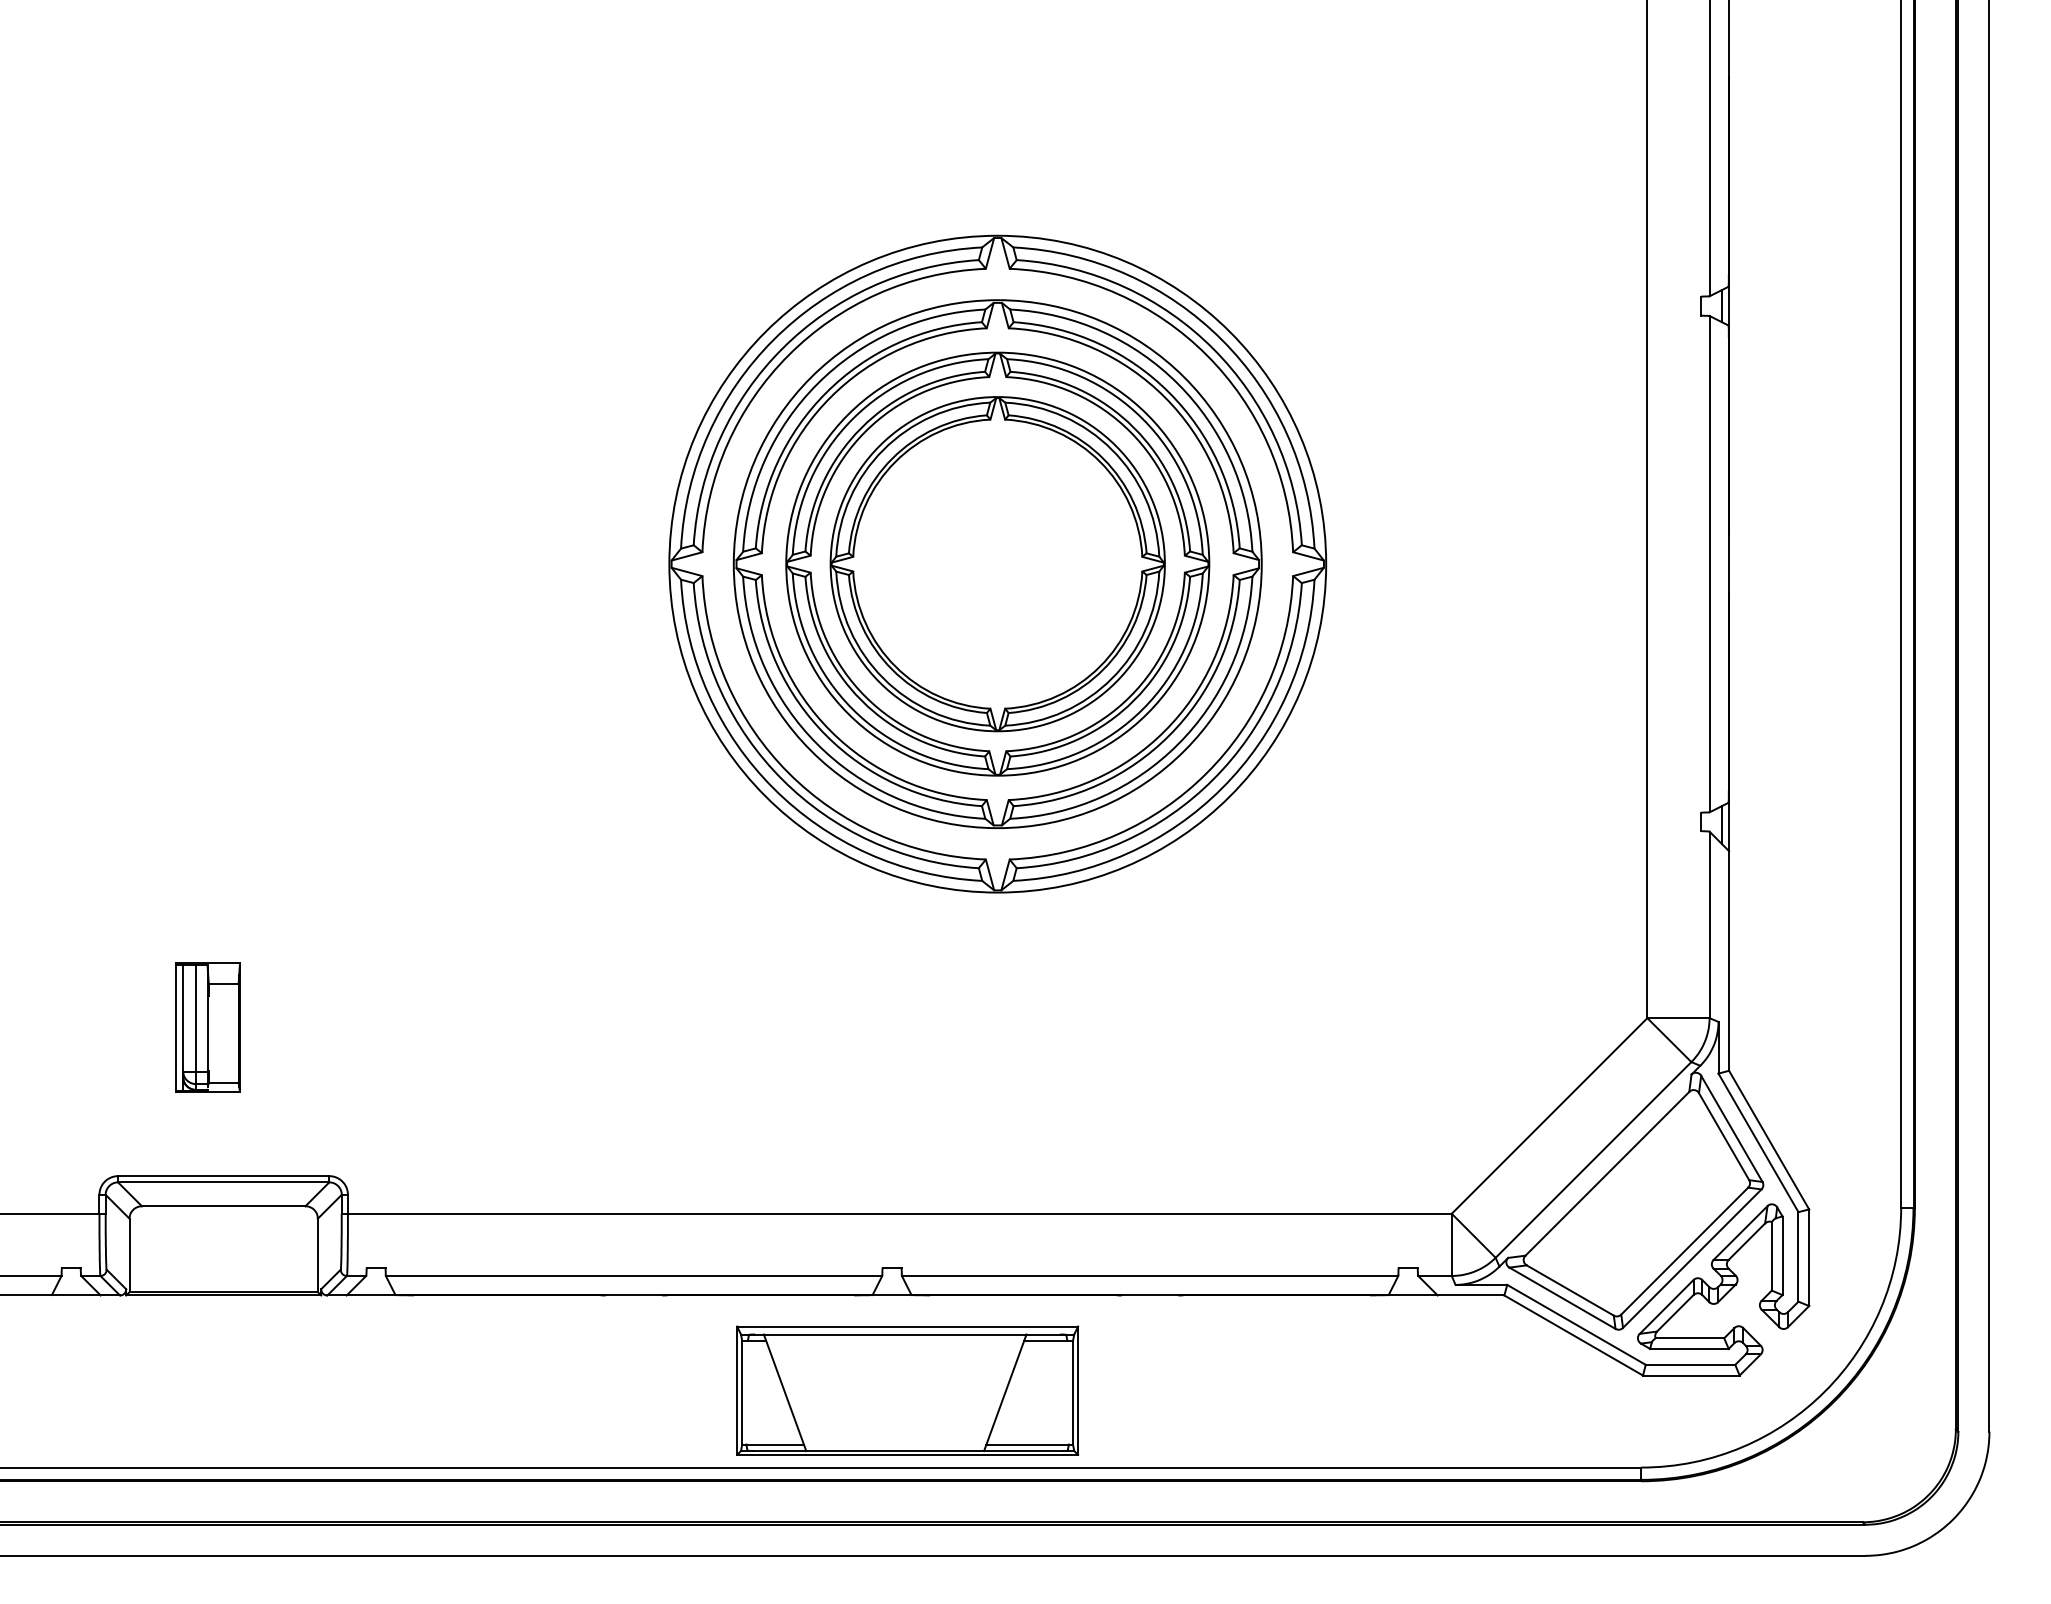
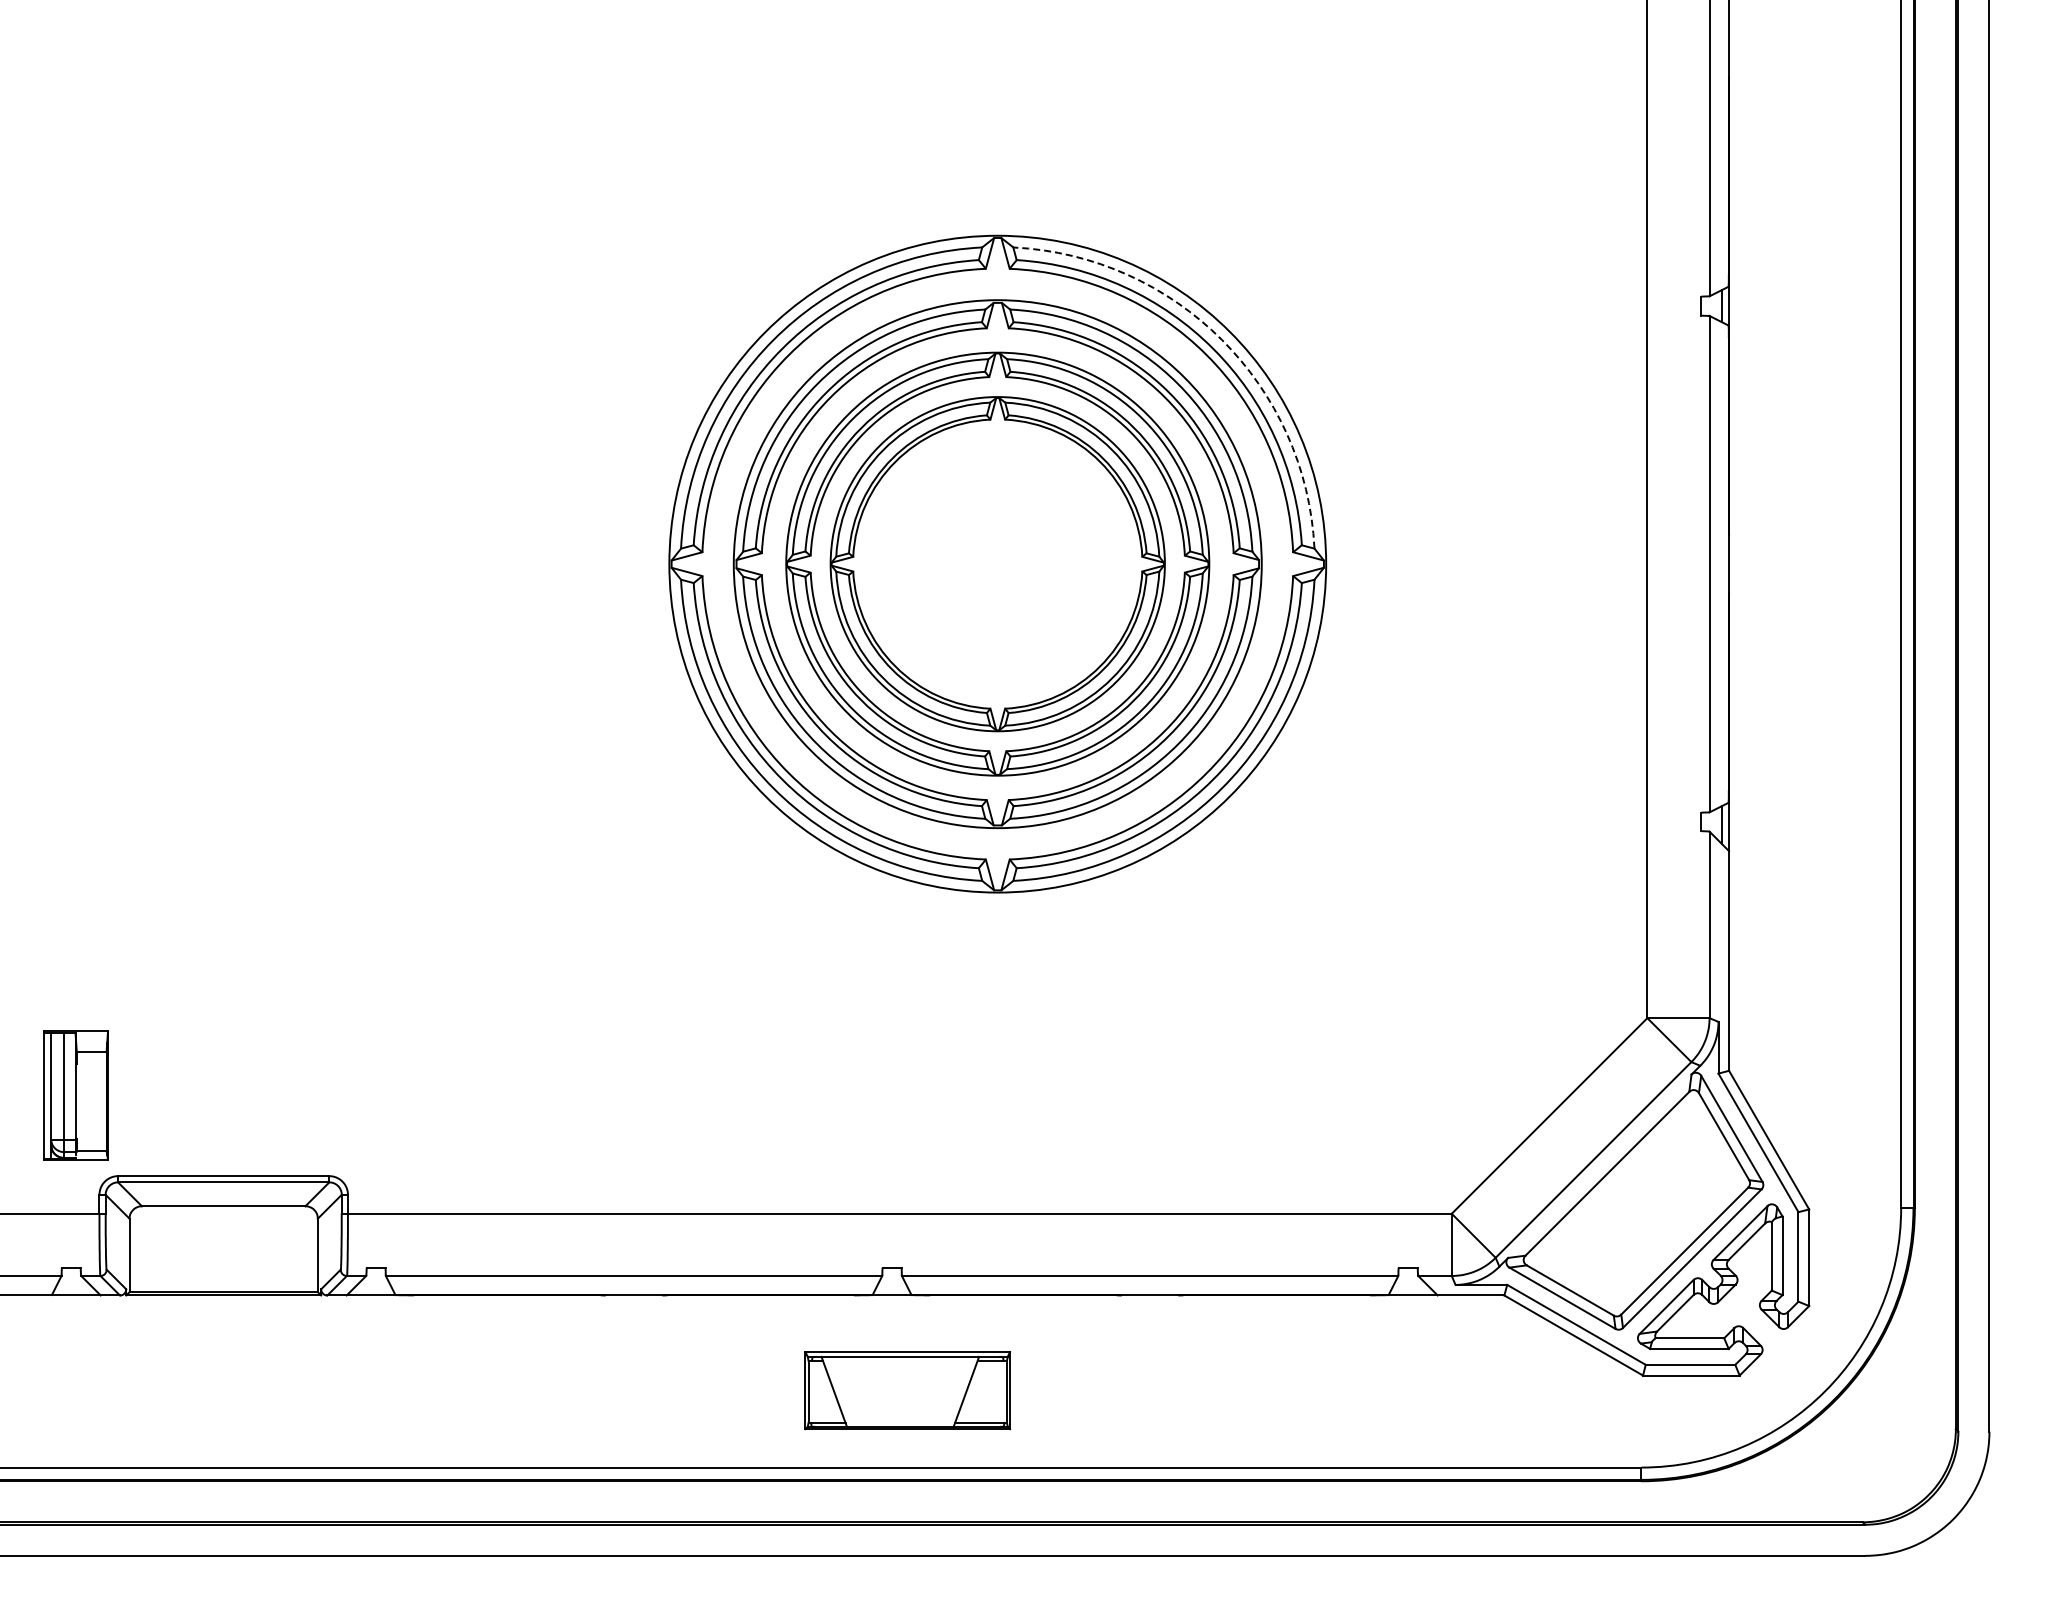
arc: solid -> dashed (1222, 339)
part position: (207, 1027) -> (75, 1095) (75, 1095)
part size: 344x131 px -> 208x80 px (907, 1390)
